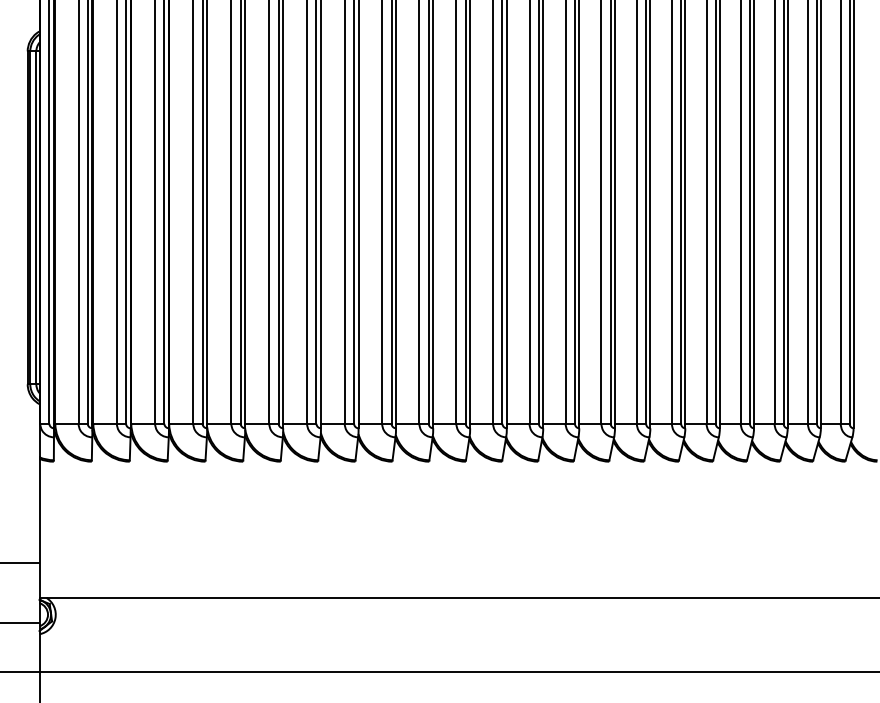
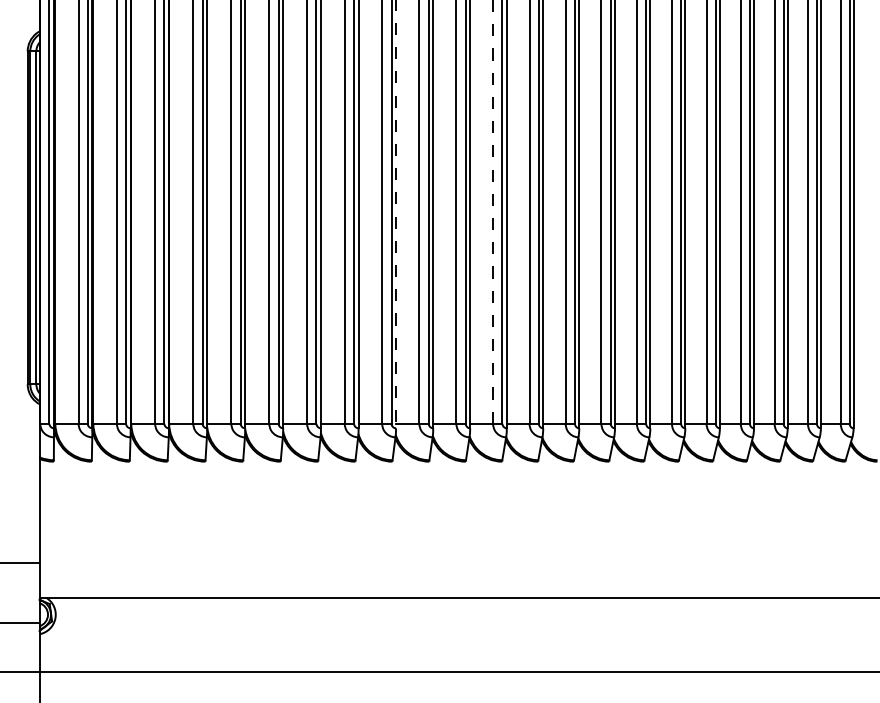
line: solid -> dashed (493, 212)
line: solid -> dashed (396, 214)
